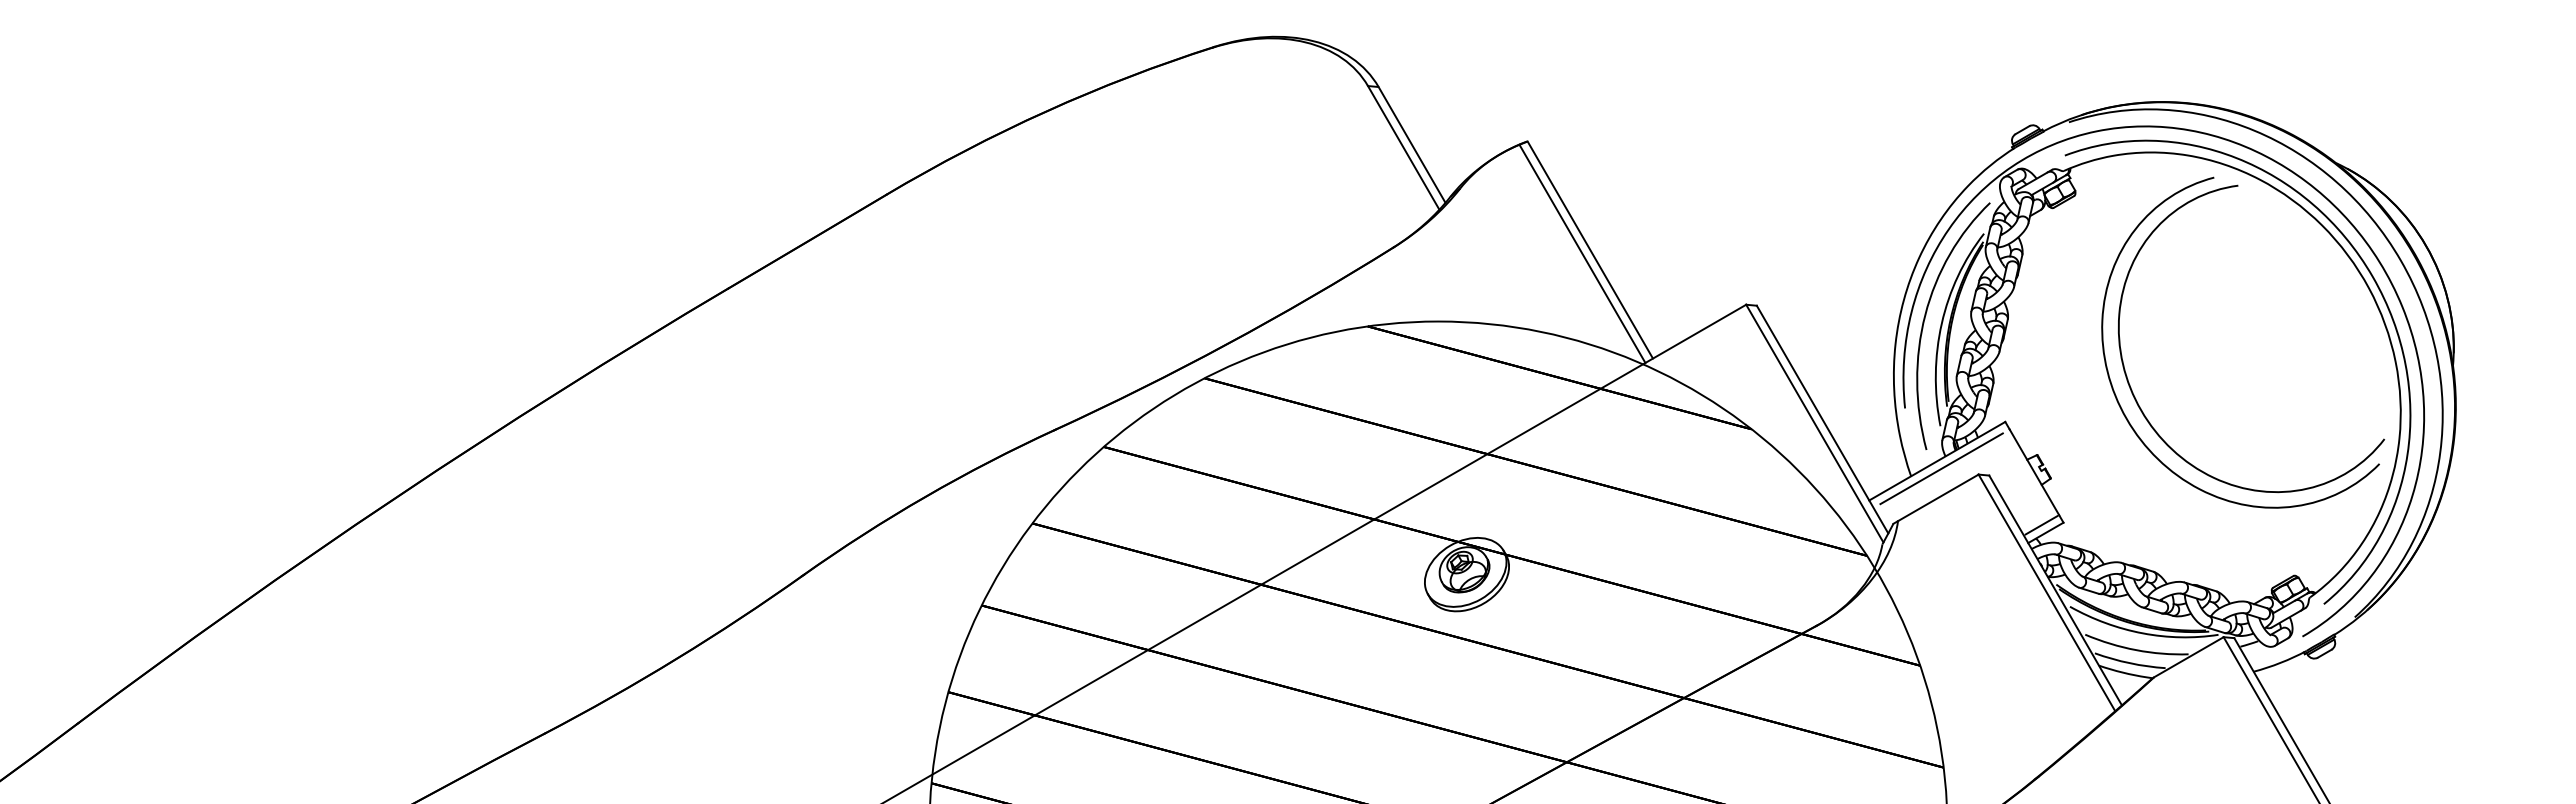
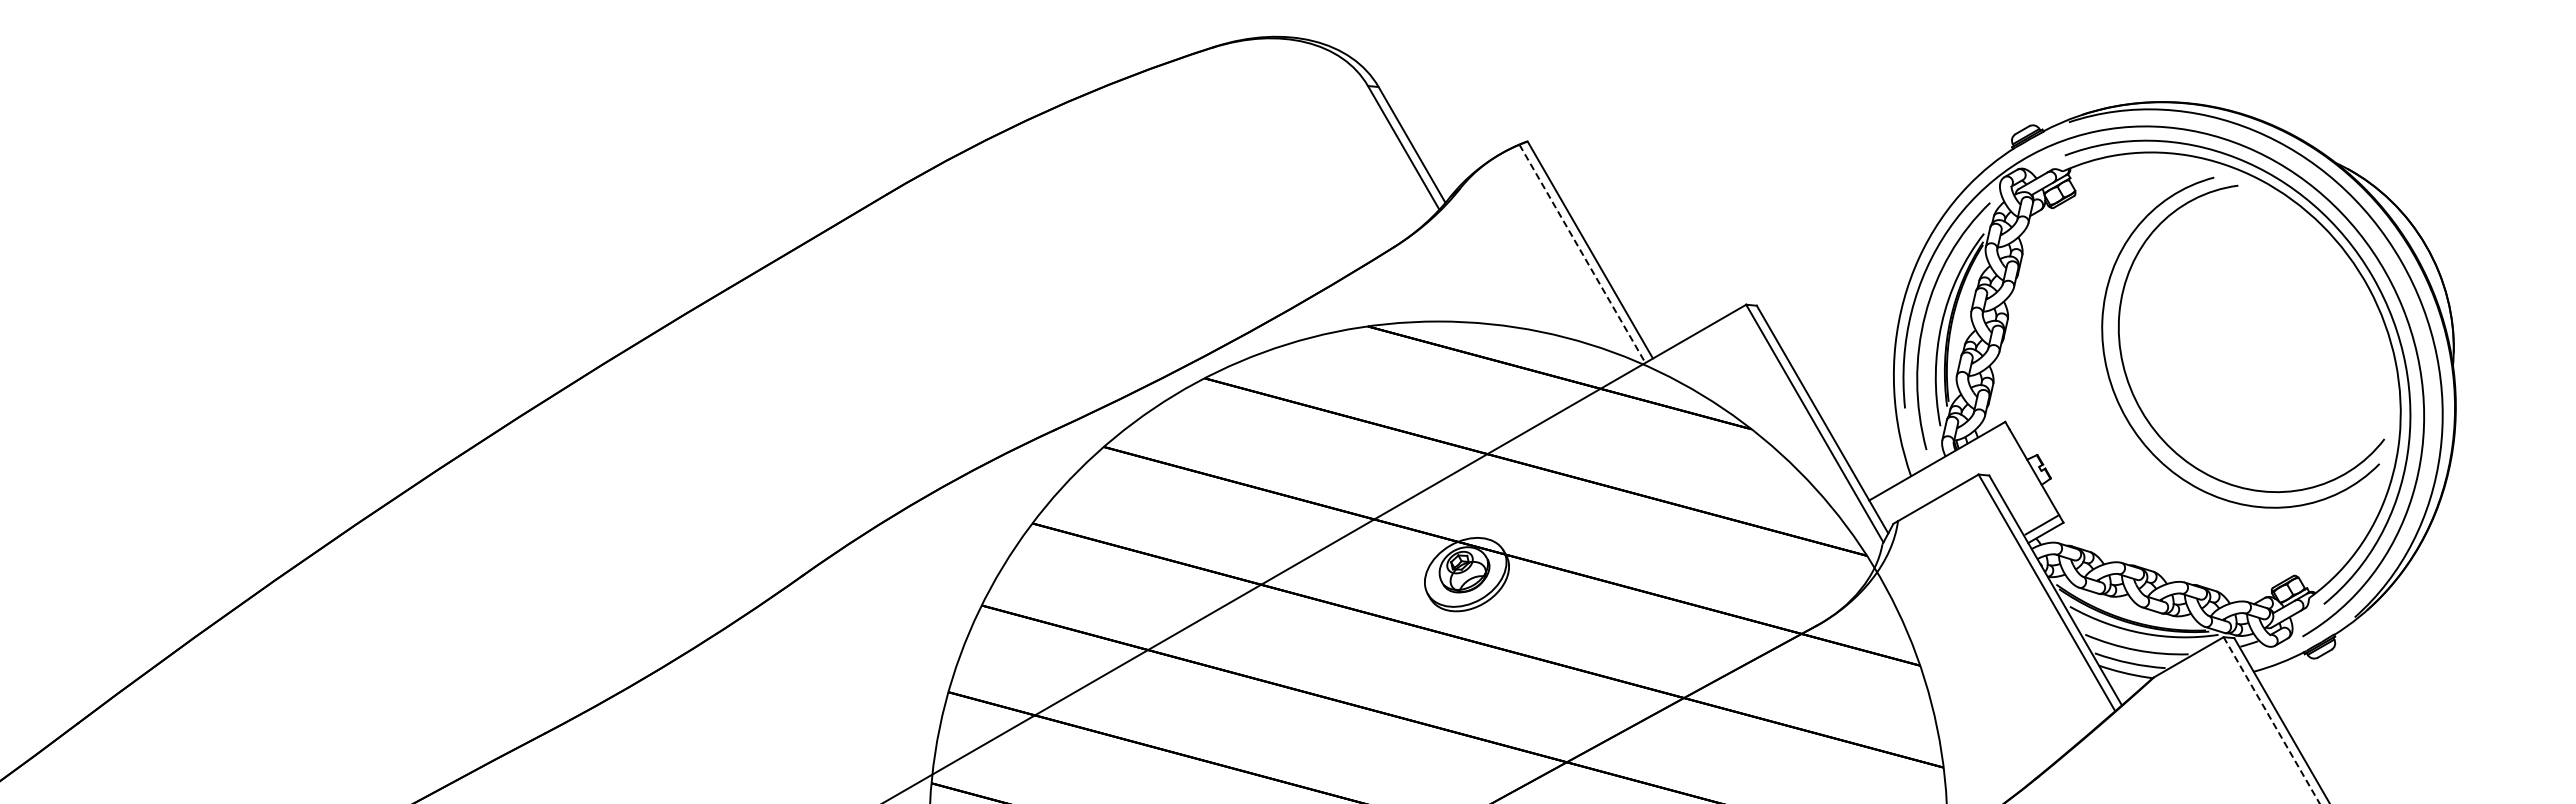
line: solid -> dashed (1582, 253)
line: present -> none (1941, 468)
line: solid -> dashed (2271, 720)
